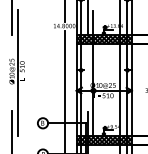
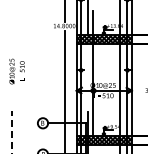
line: present -> none (12, 18)
line: present -> none (17, 72)
line: solid -> dashed (12, 132)
